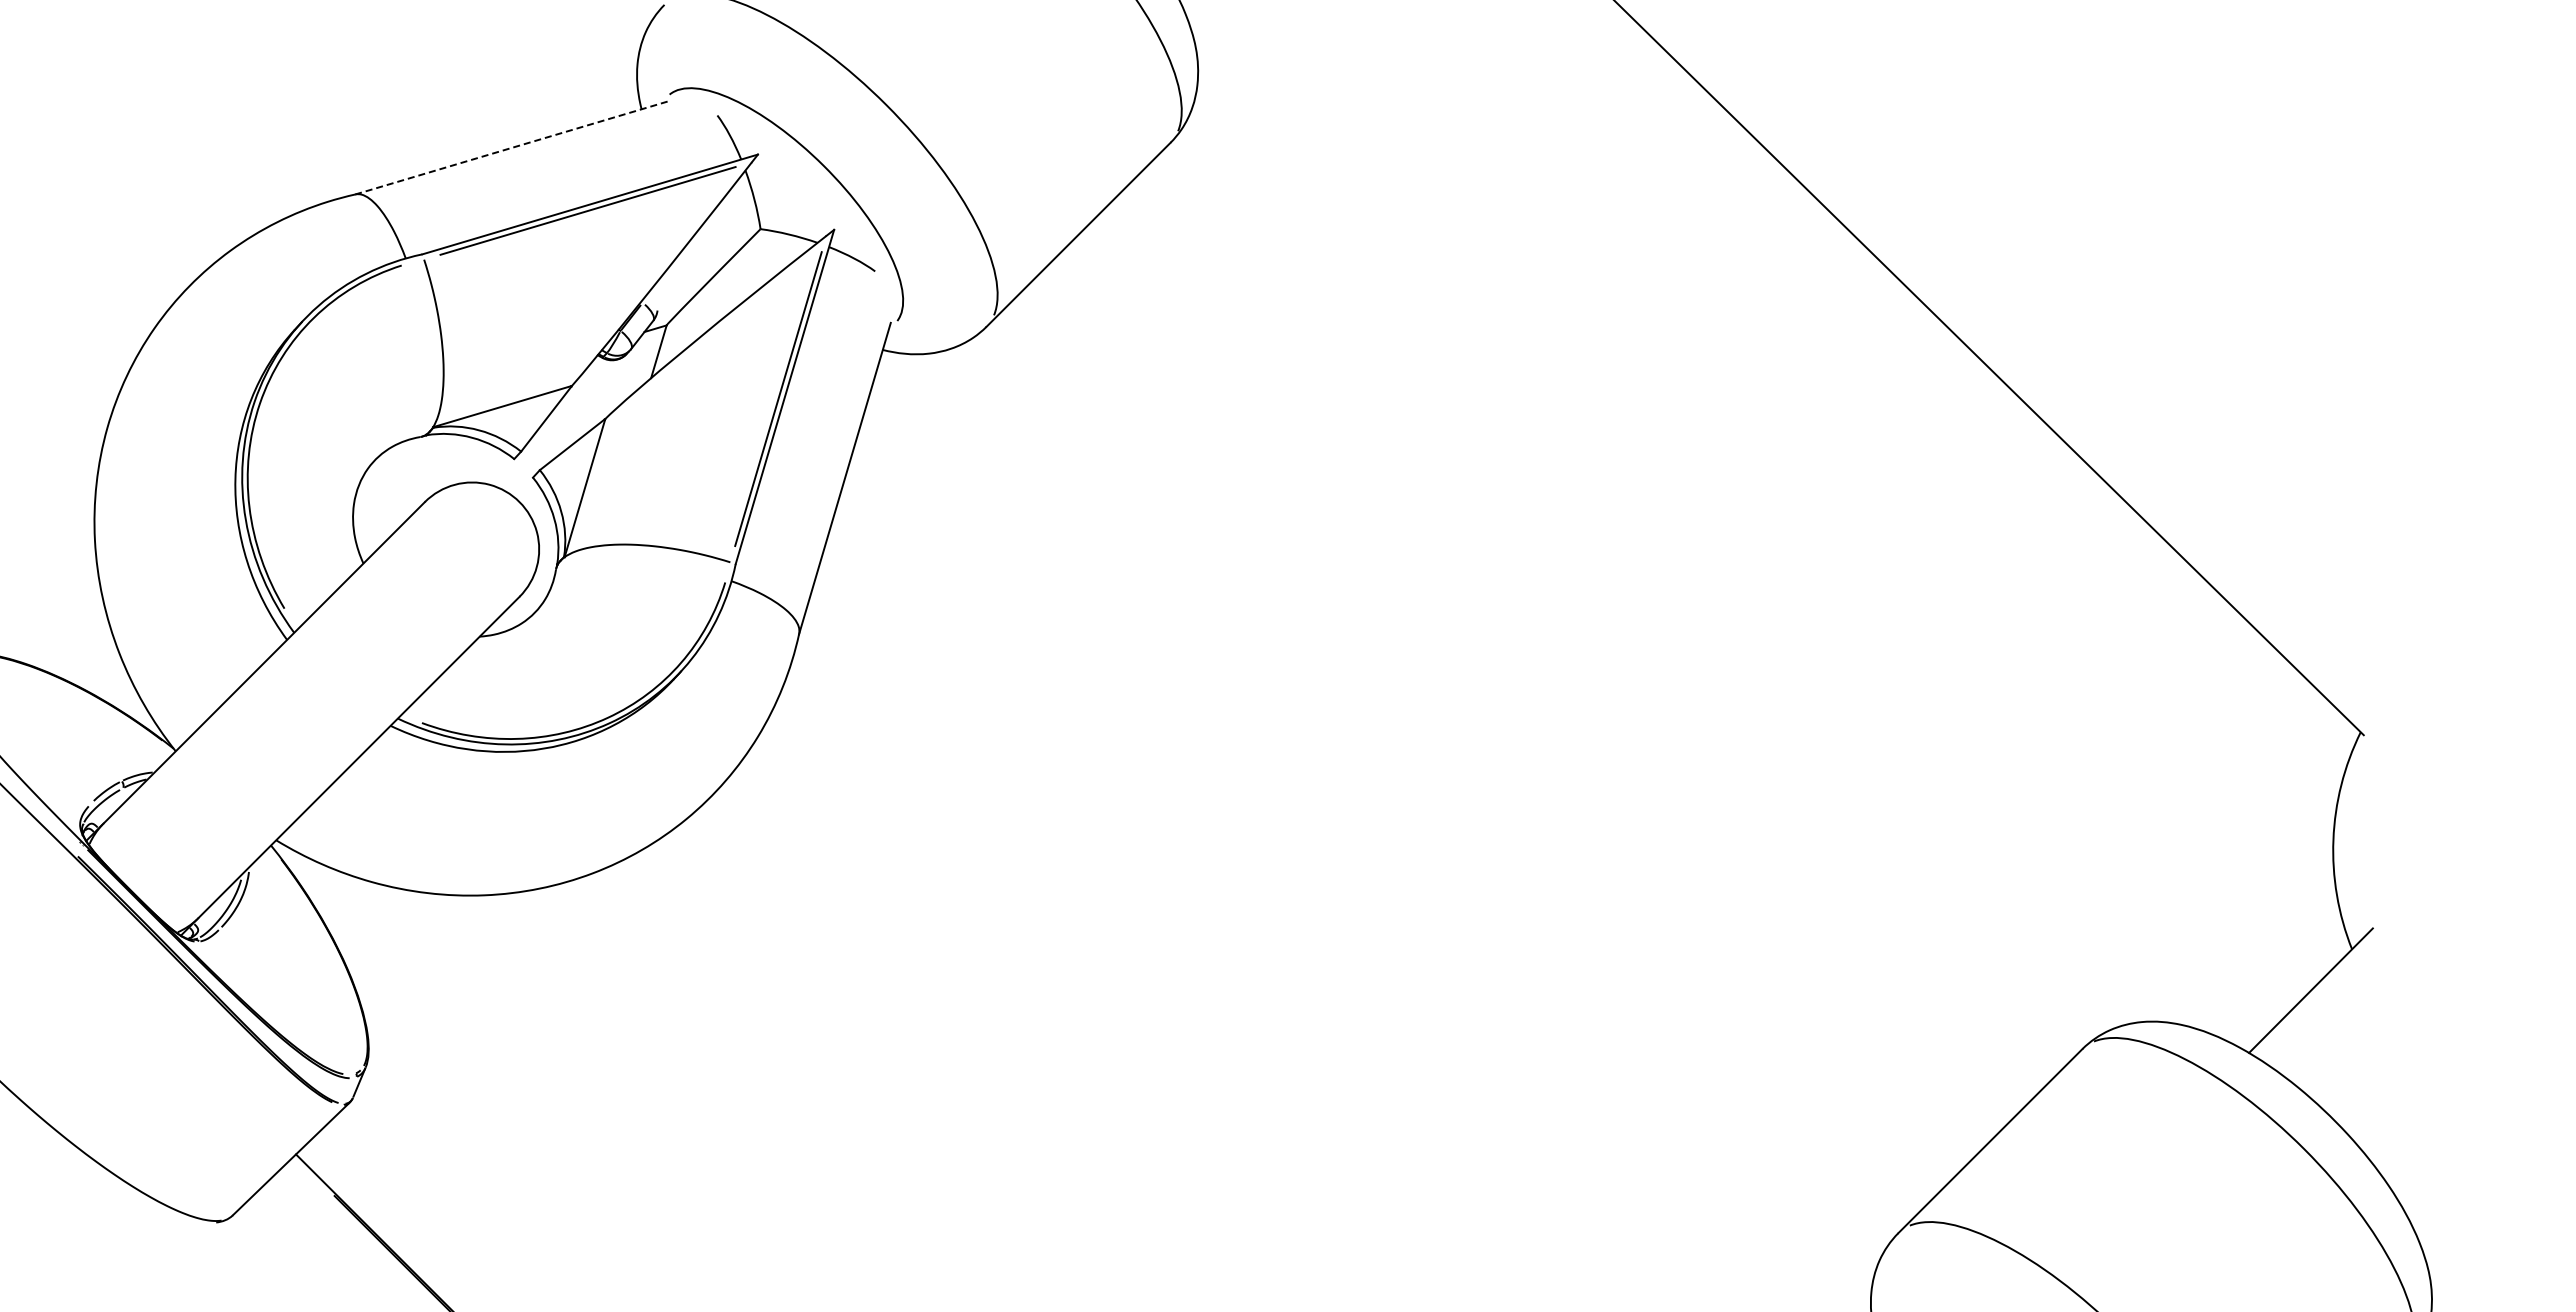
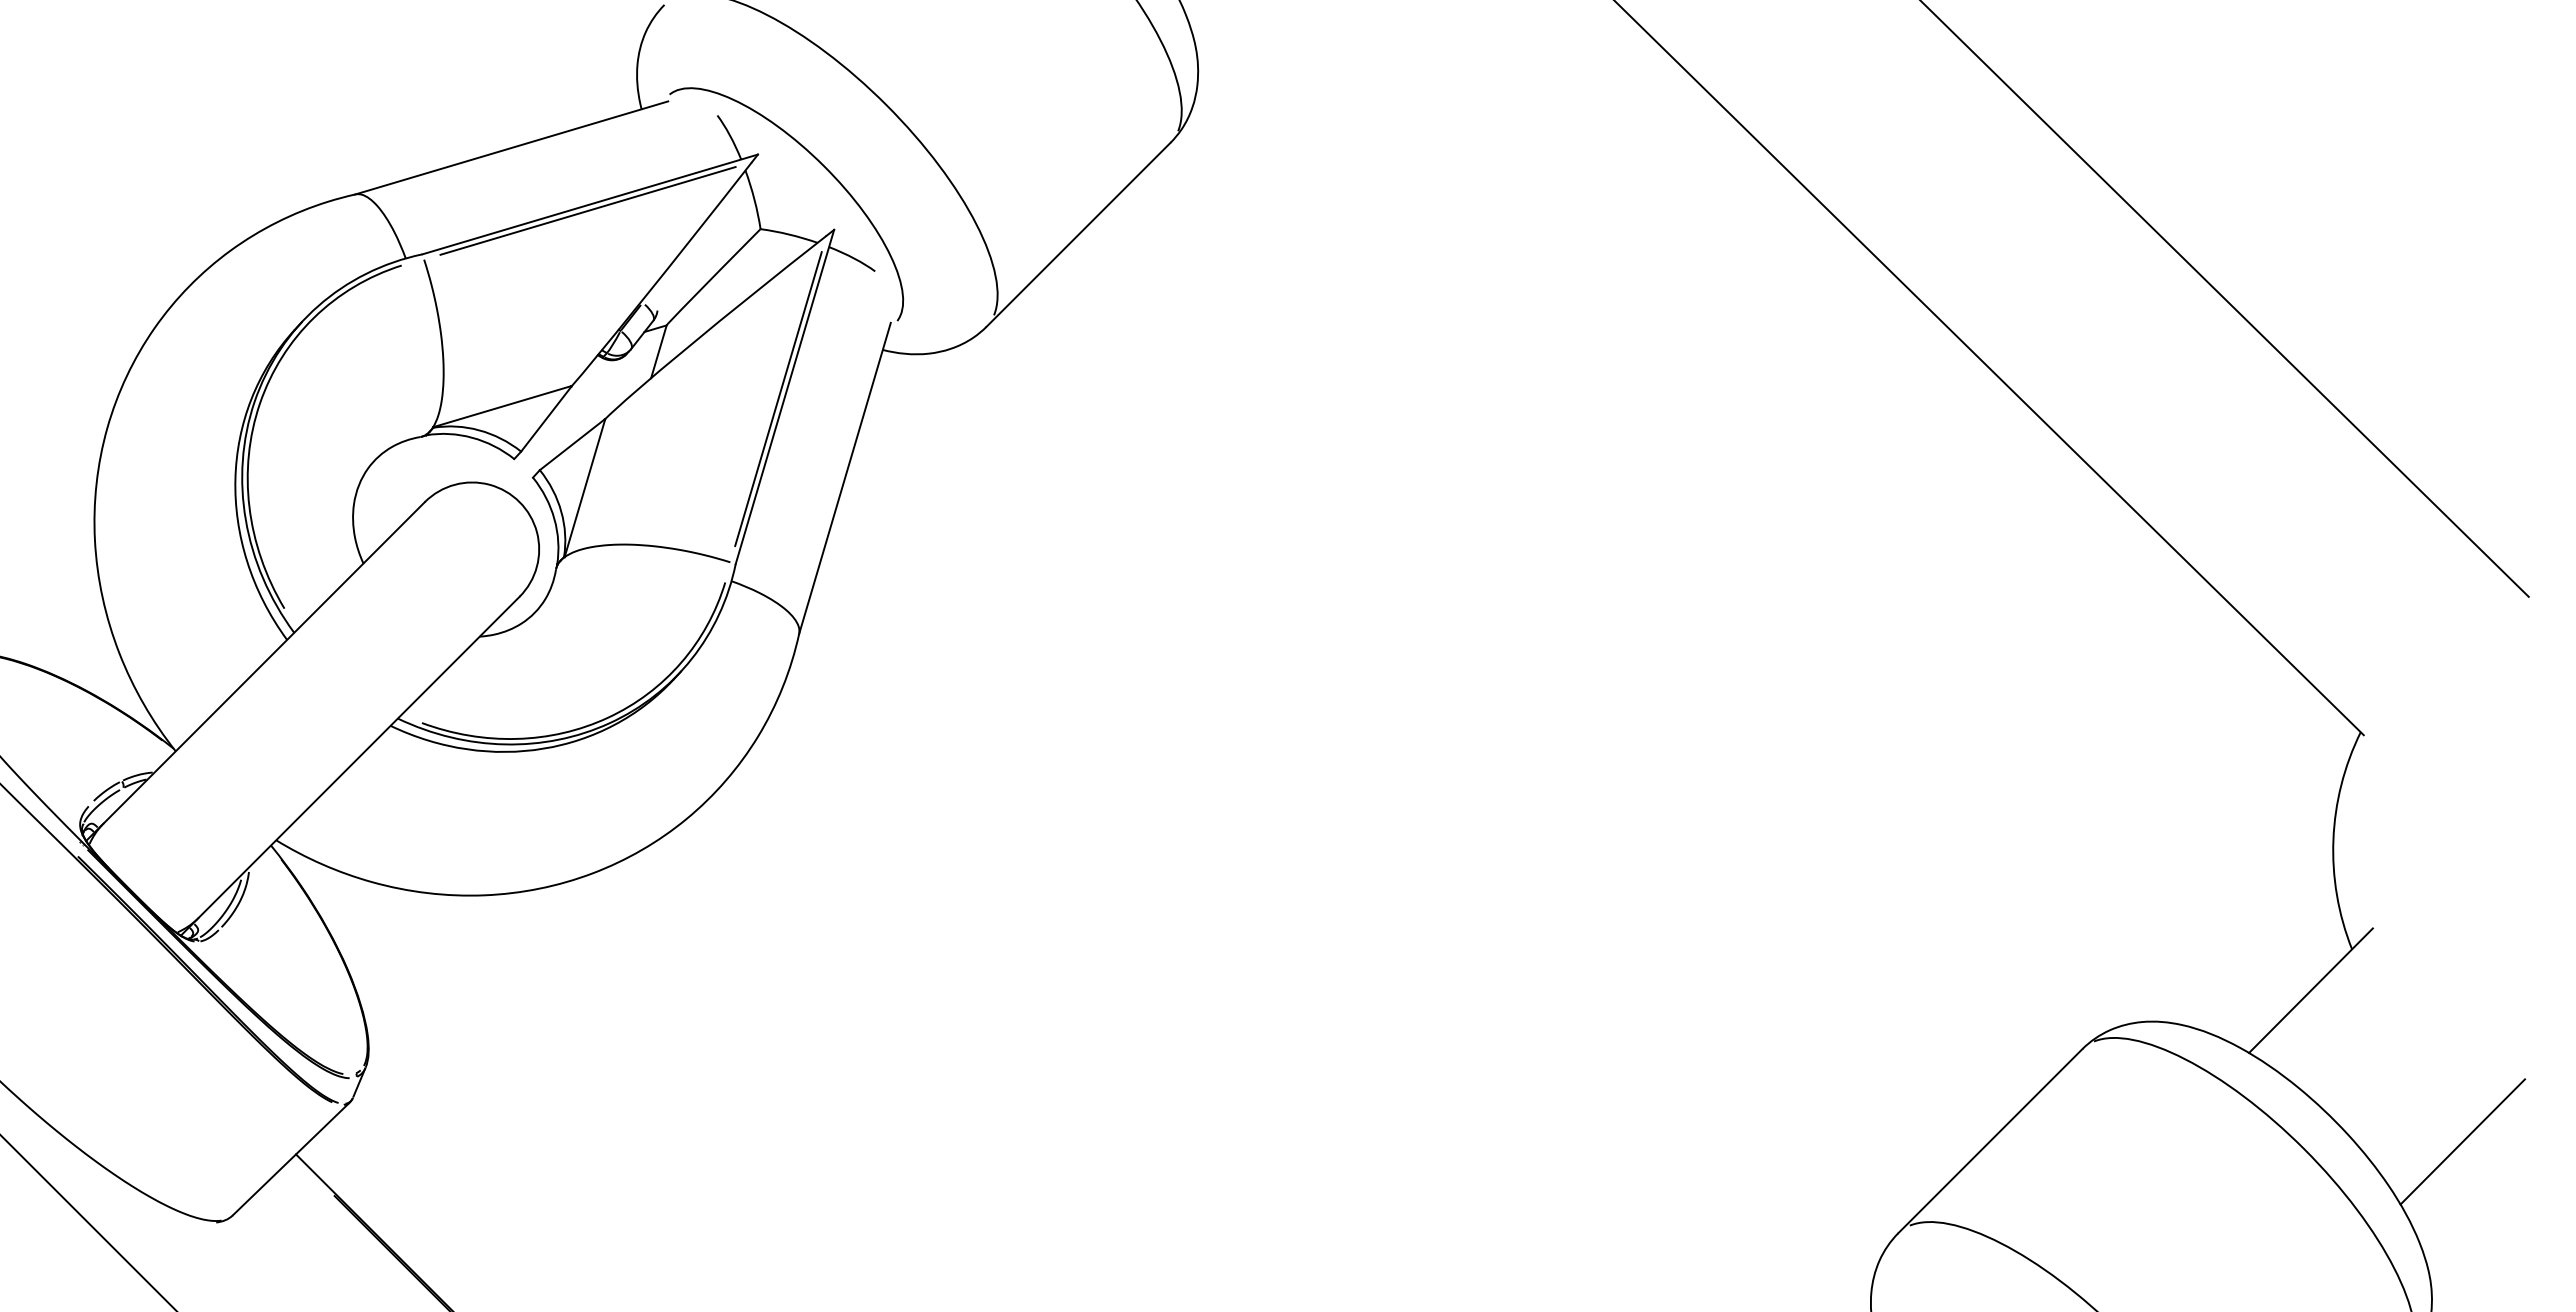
line: dashed -> solid (512, 147)
line: none -> present (2225, 299)
line: none -> present (2462, 1141)
line: none -> present (88, 1222)
